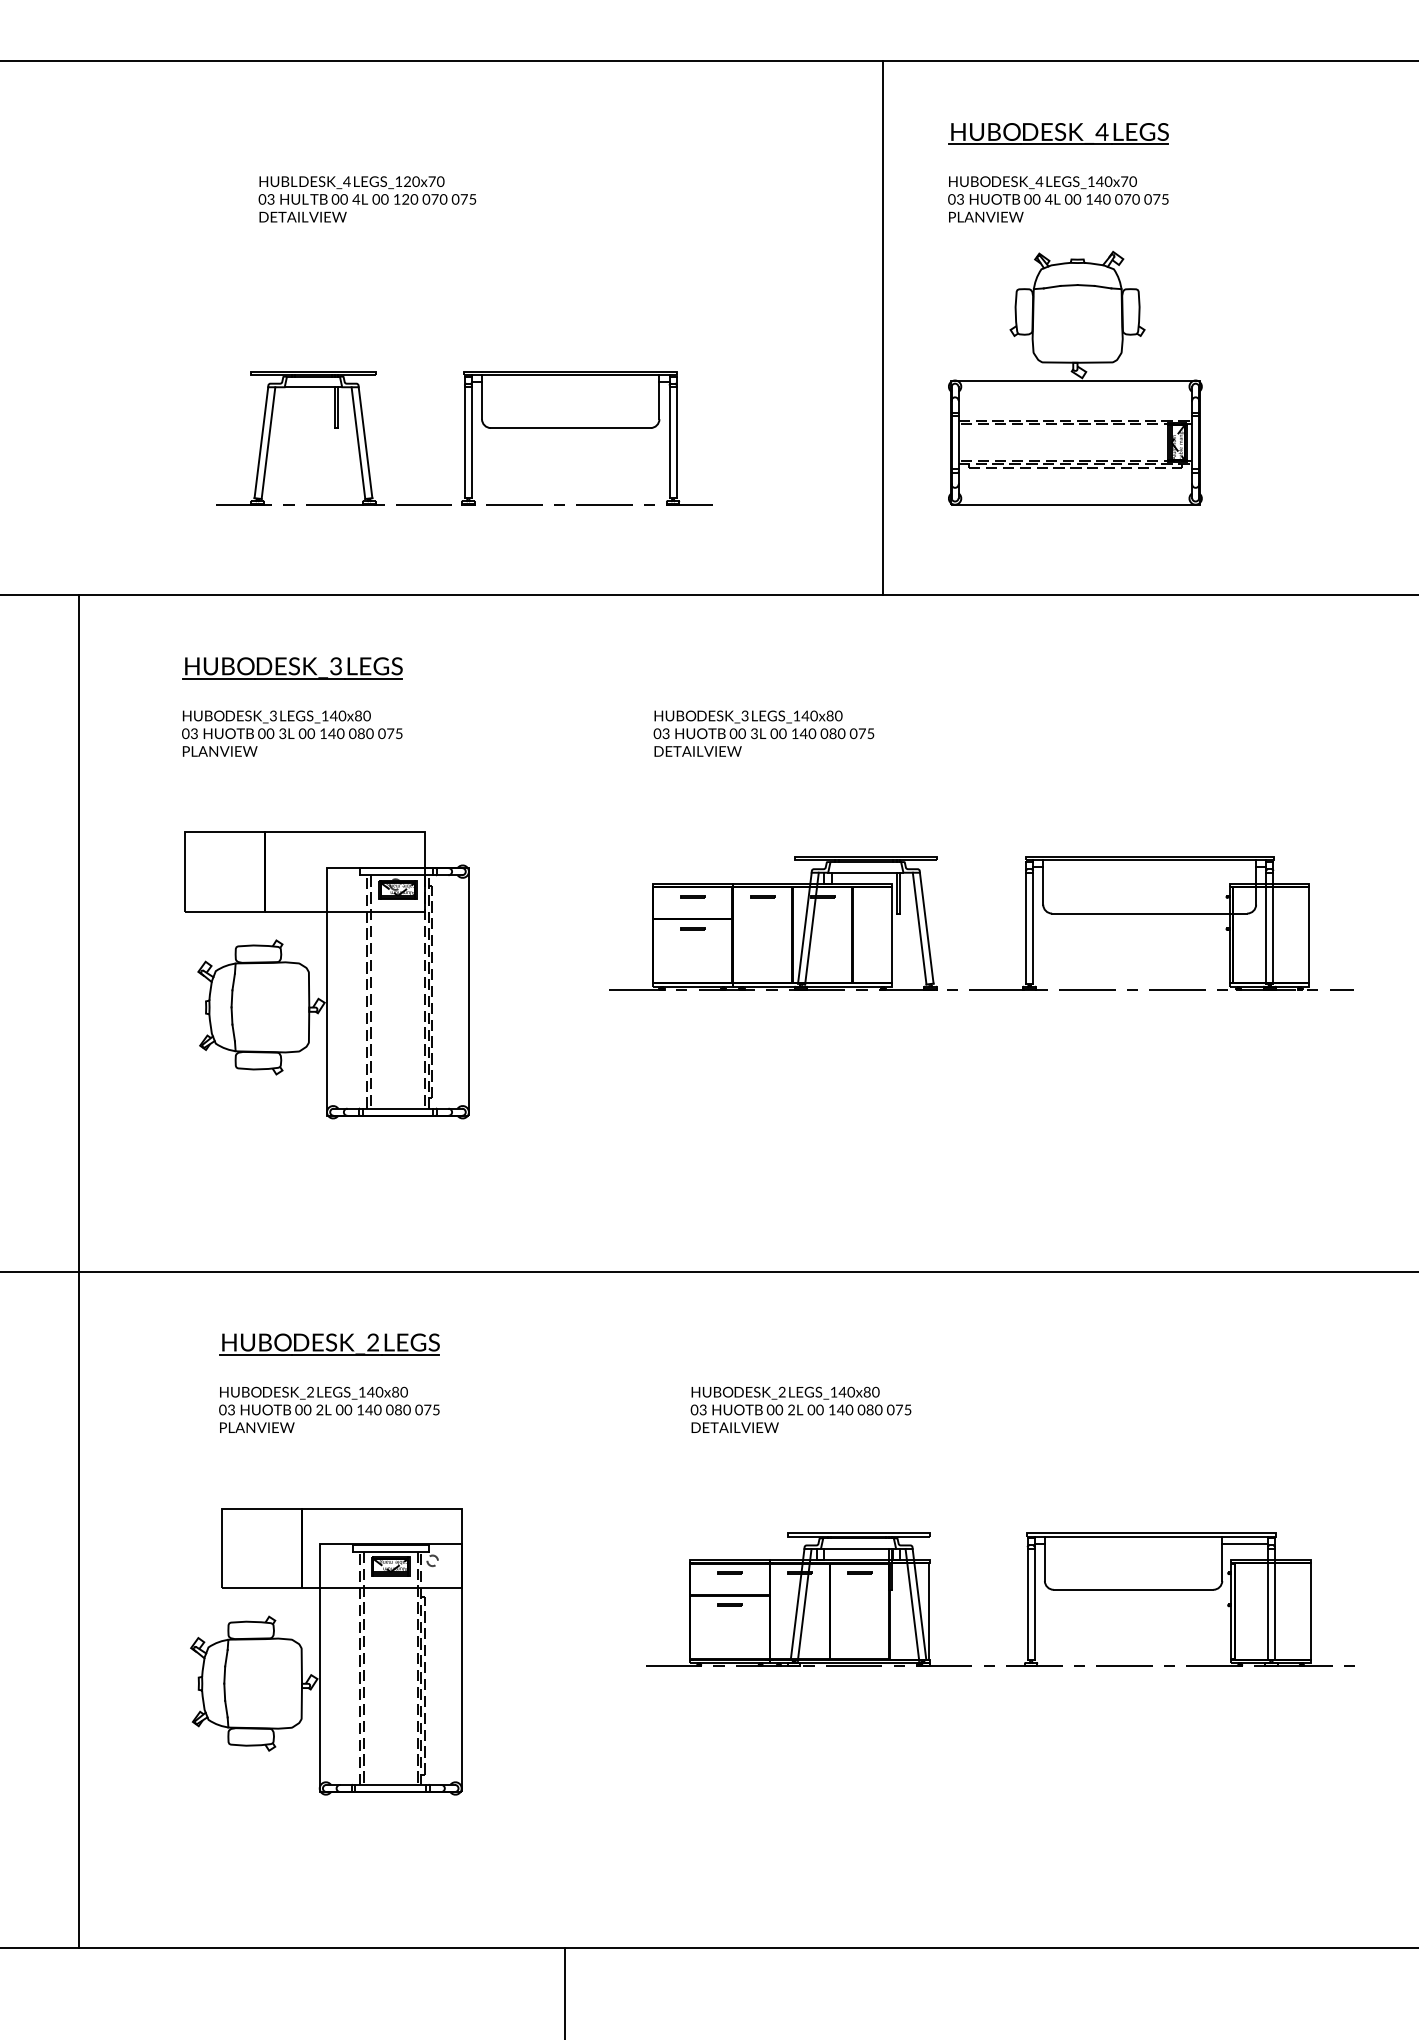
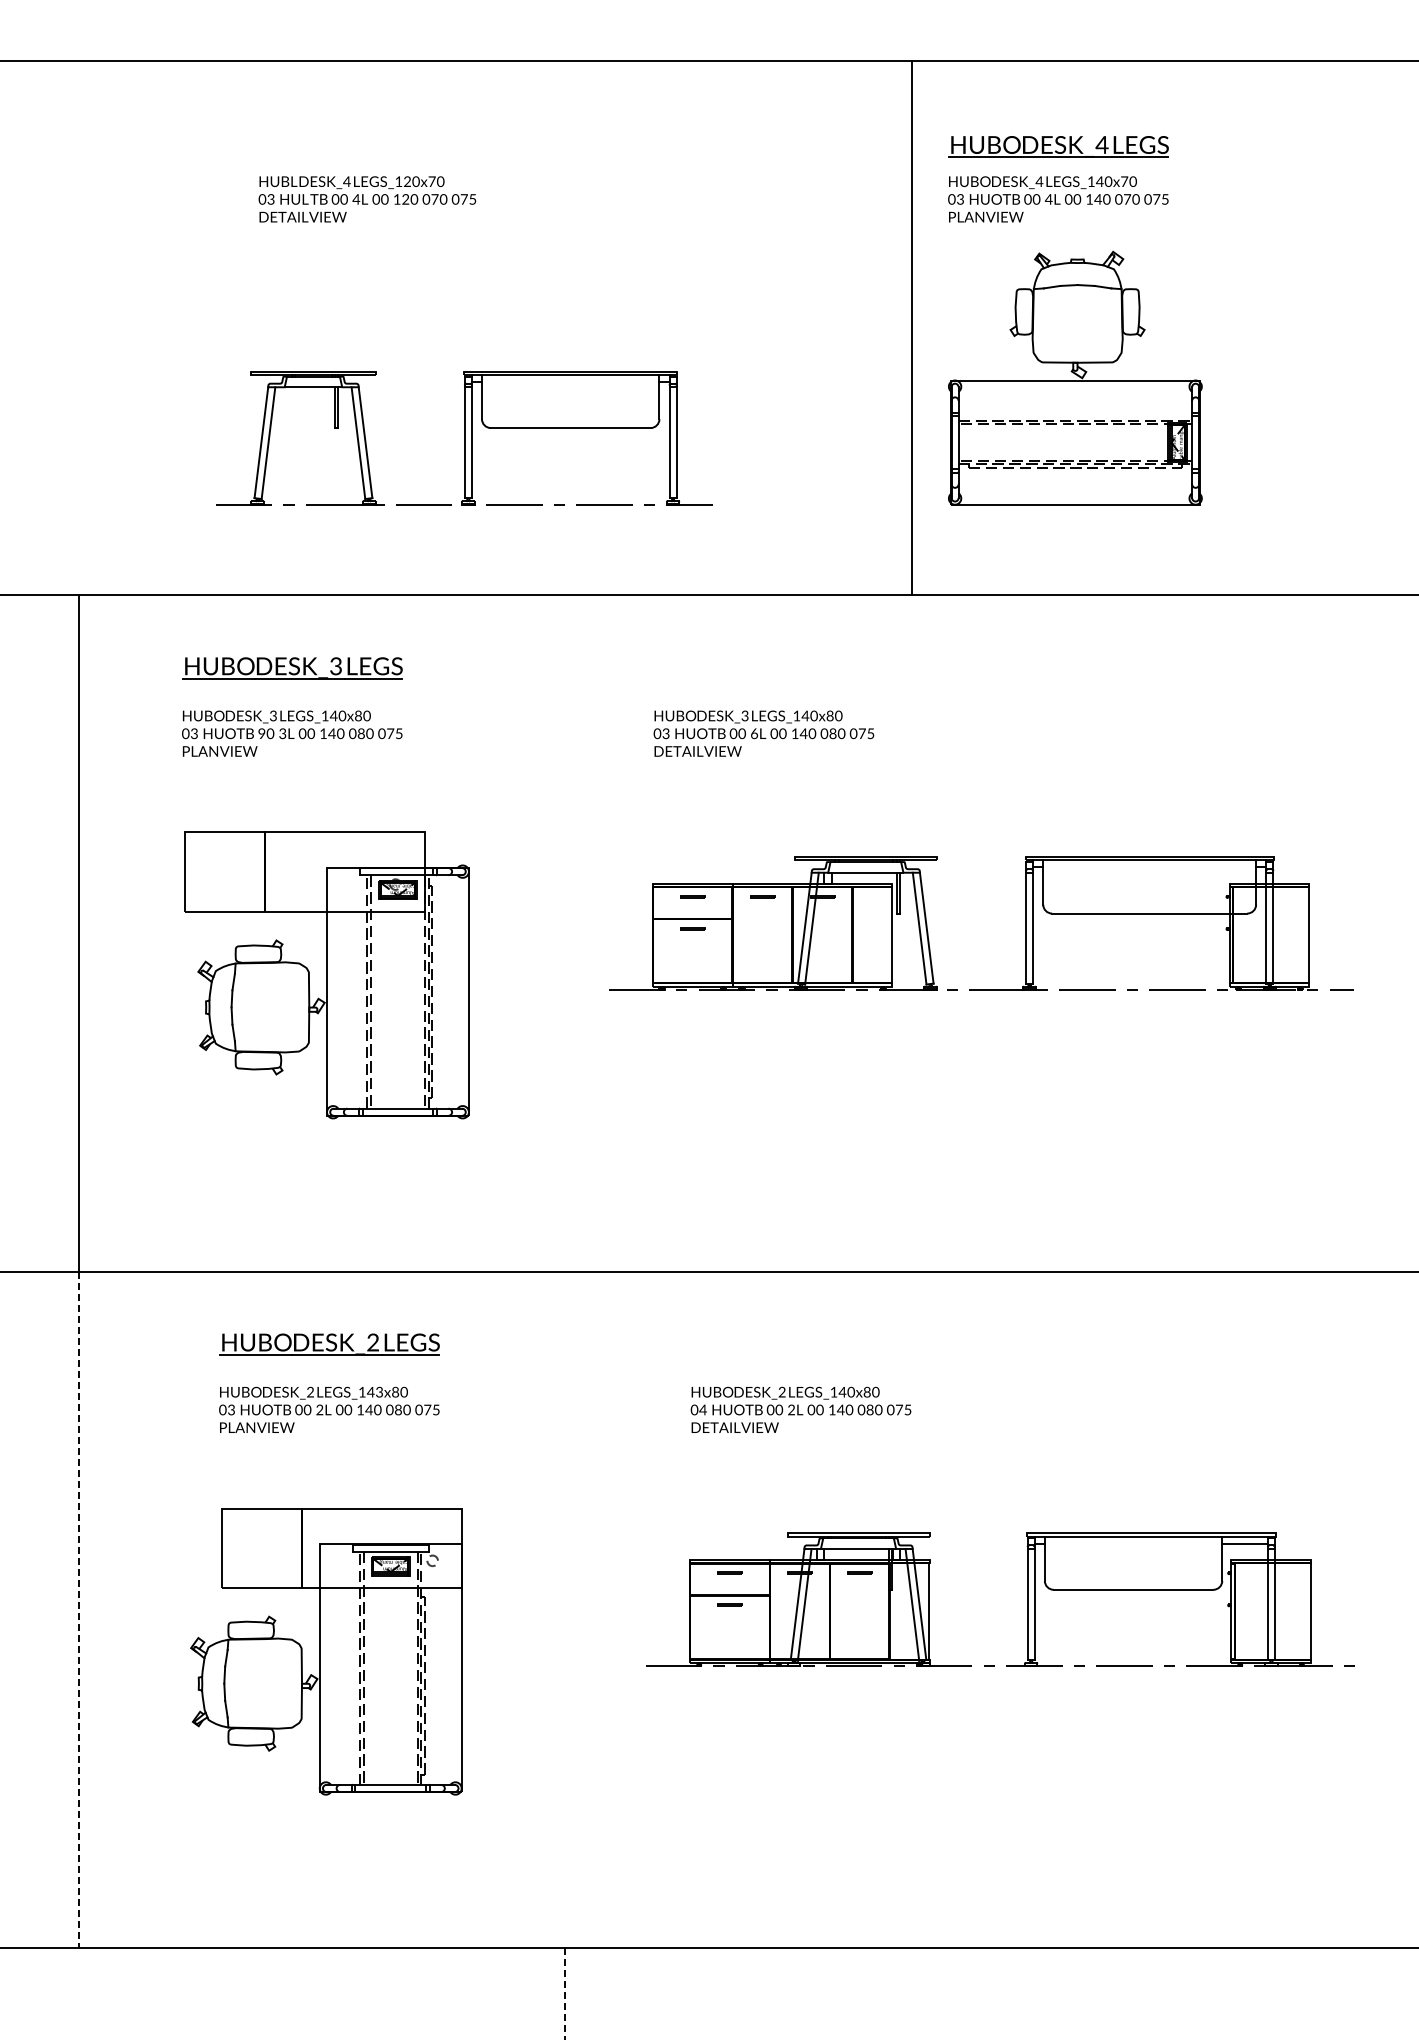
part position: (1058, 133) -> (1058, 146) (1058, 146)
line position: (883, 328) -> (912, 328) (912, 328)
text: 3L -> 6L (754, 733)
text: 00 -> 90 (261, 735)
text: LEGS_140x80 -> LEGS_143x80 (379, 1392)
text: 03 -> 04 (702, 1409)
line: solid -> dashed (79, 1610)
line: solid -> dashed (565, 1993)
